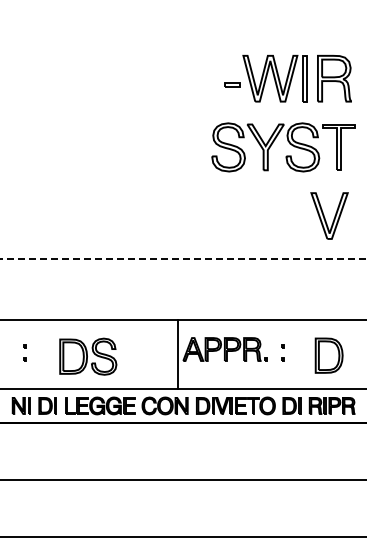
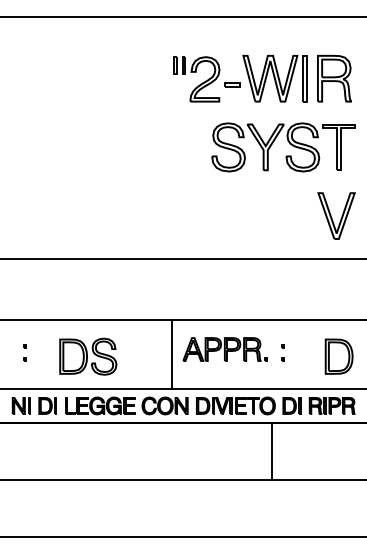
line: none -> present (182, 16)
part: none -> present (196, 79)
part position: (329, 215) -> (336, 215) (336, 215)
line: dashed -> solid (183, 259)
line position: (178, 353) -> (172, 353) (172, 353)
part position: (328, 355) -> (338, 356) (338, 356)
line: none -> present (272, 451)
